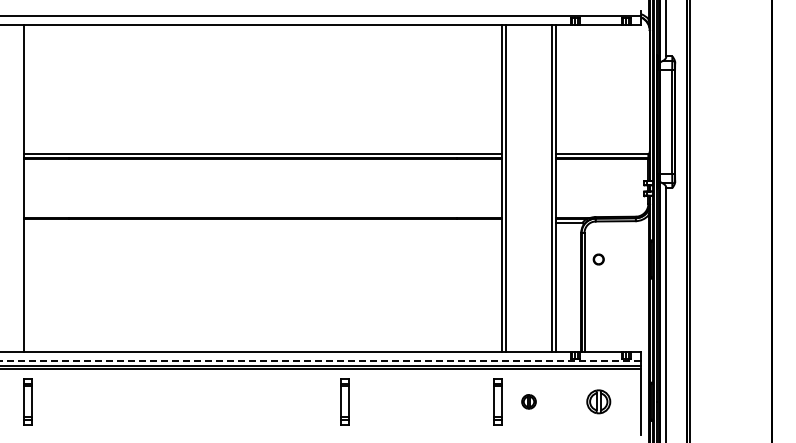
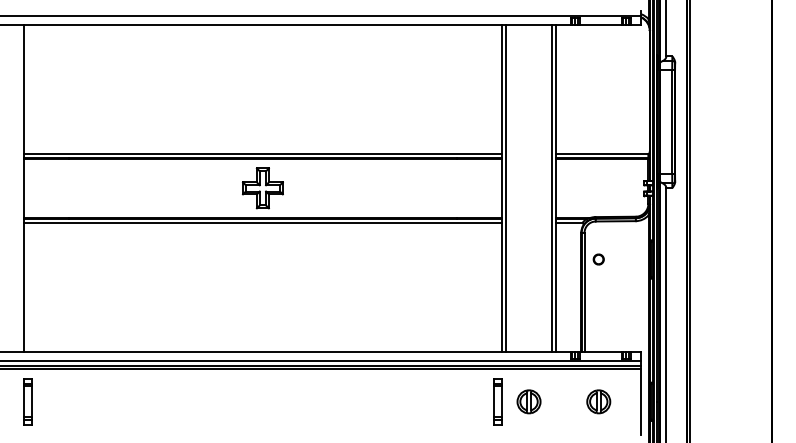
part: none -> present (262, 188)
line: none -> present (262, 222)
line: dashed -> solid (320, 361)
part: present -> none (344, 401)
part size: 16x16 px -> 26x26 px (528, 401)
